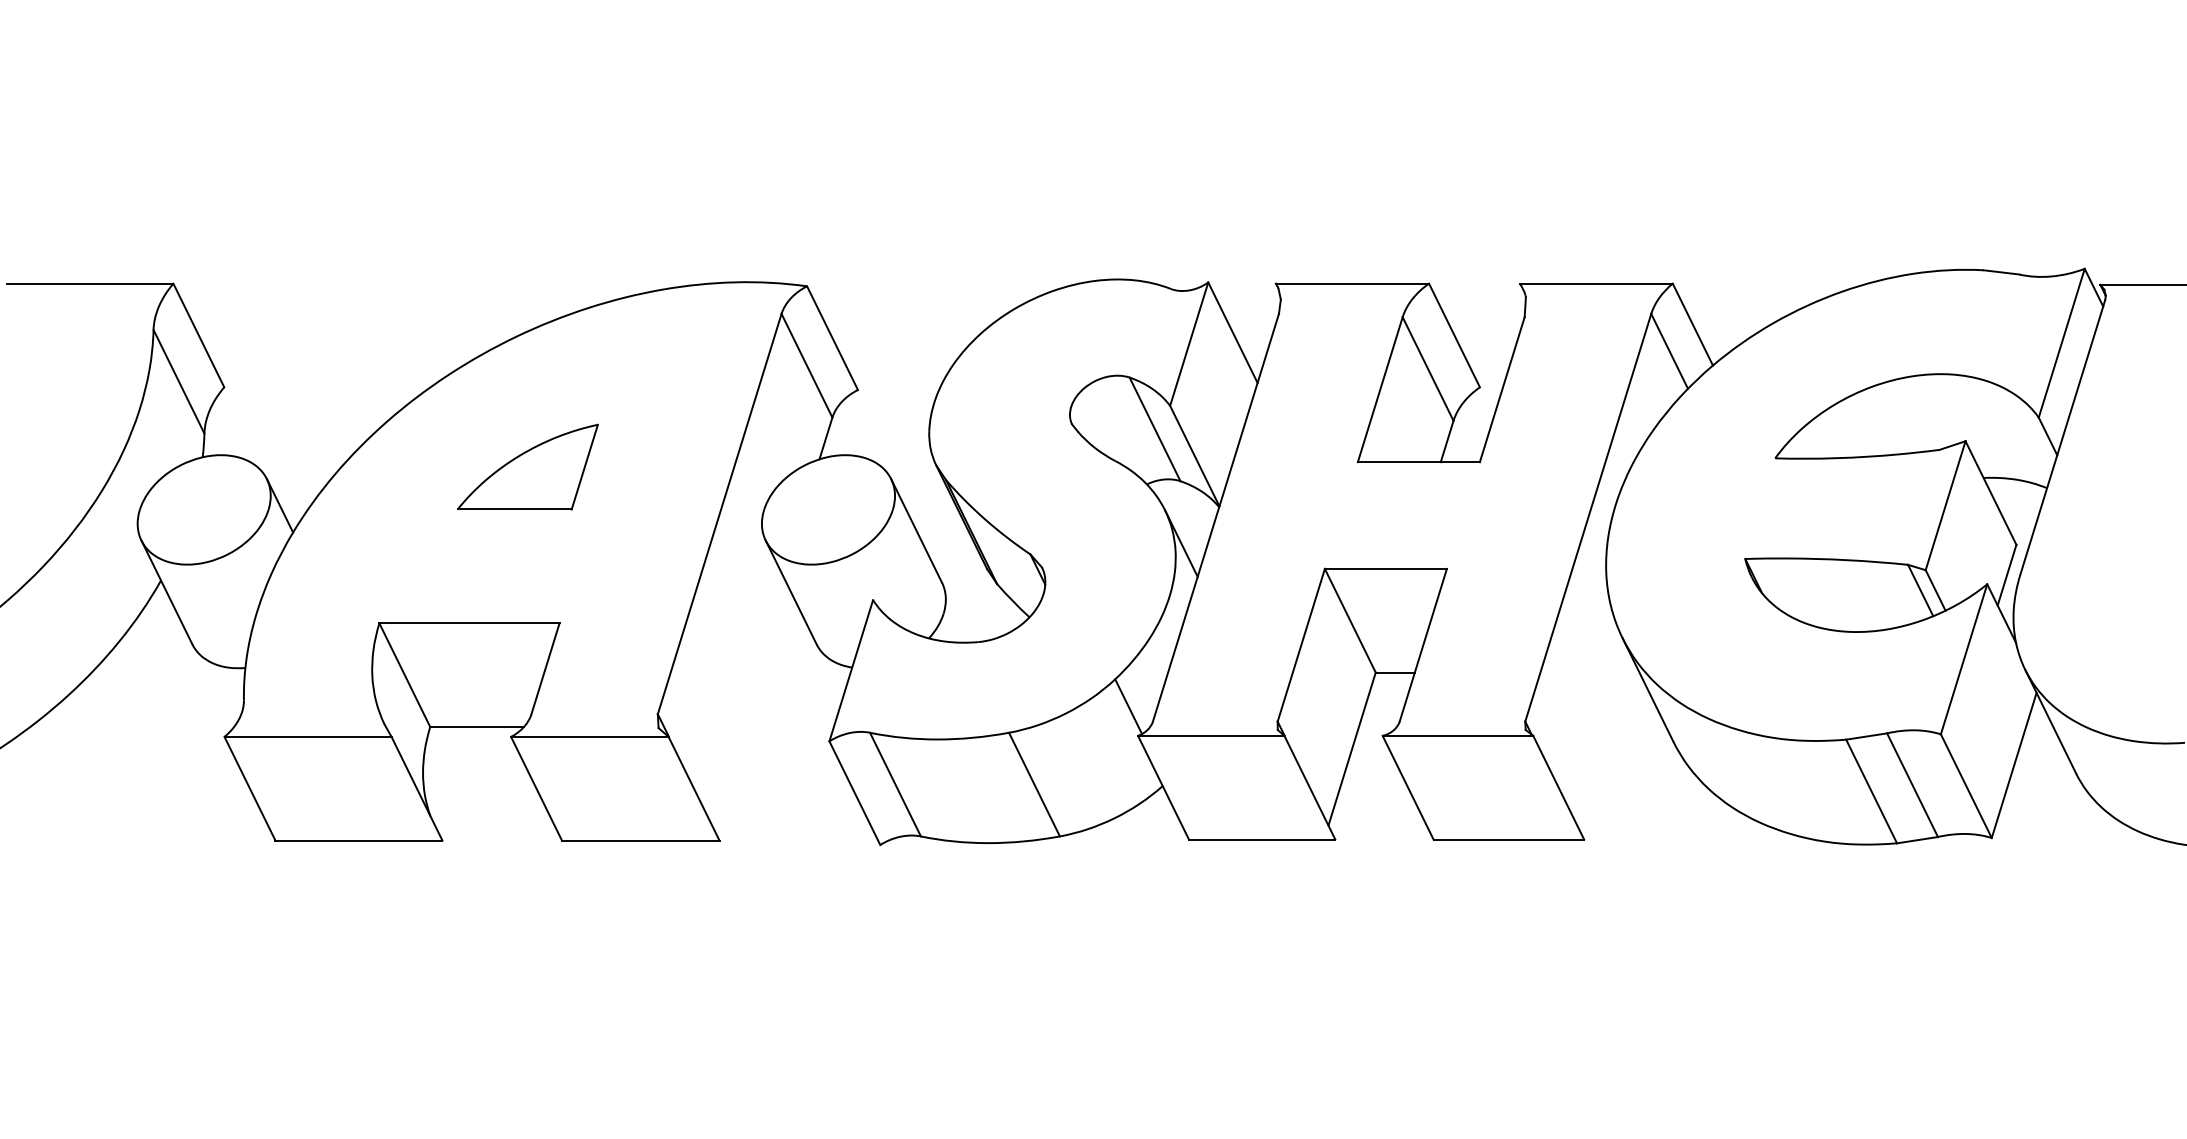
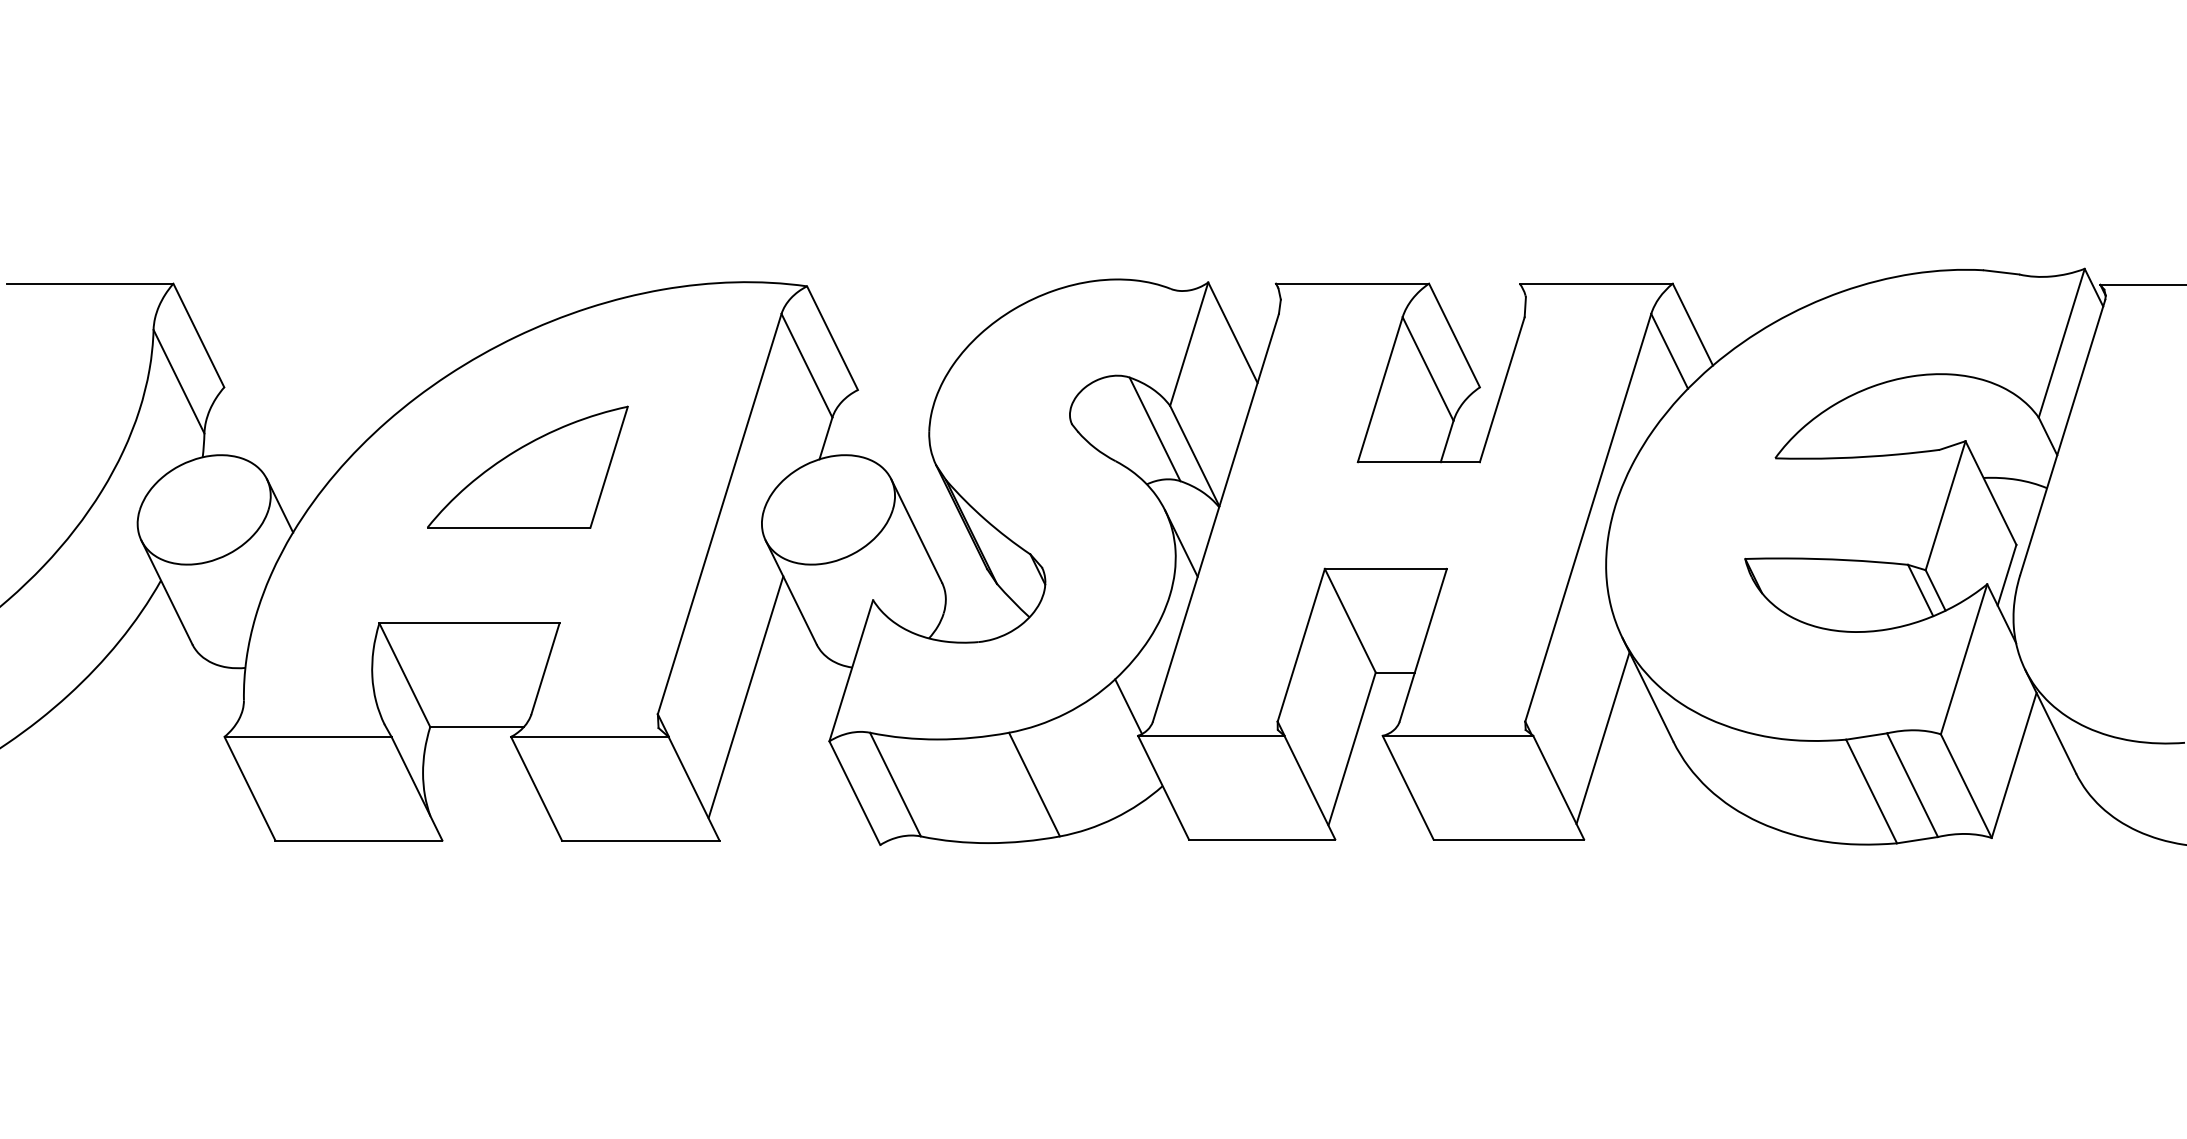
part size: 142x88 px -> 202x124 px (527, 466)
line: none -> present (745, 696)
line: none -> present (1602, 738)
